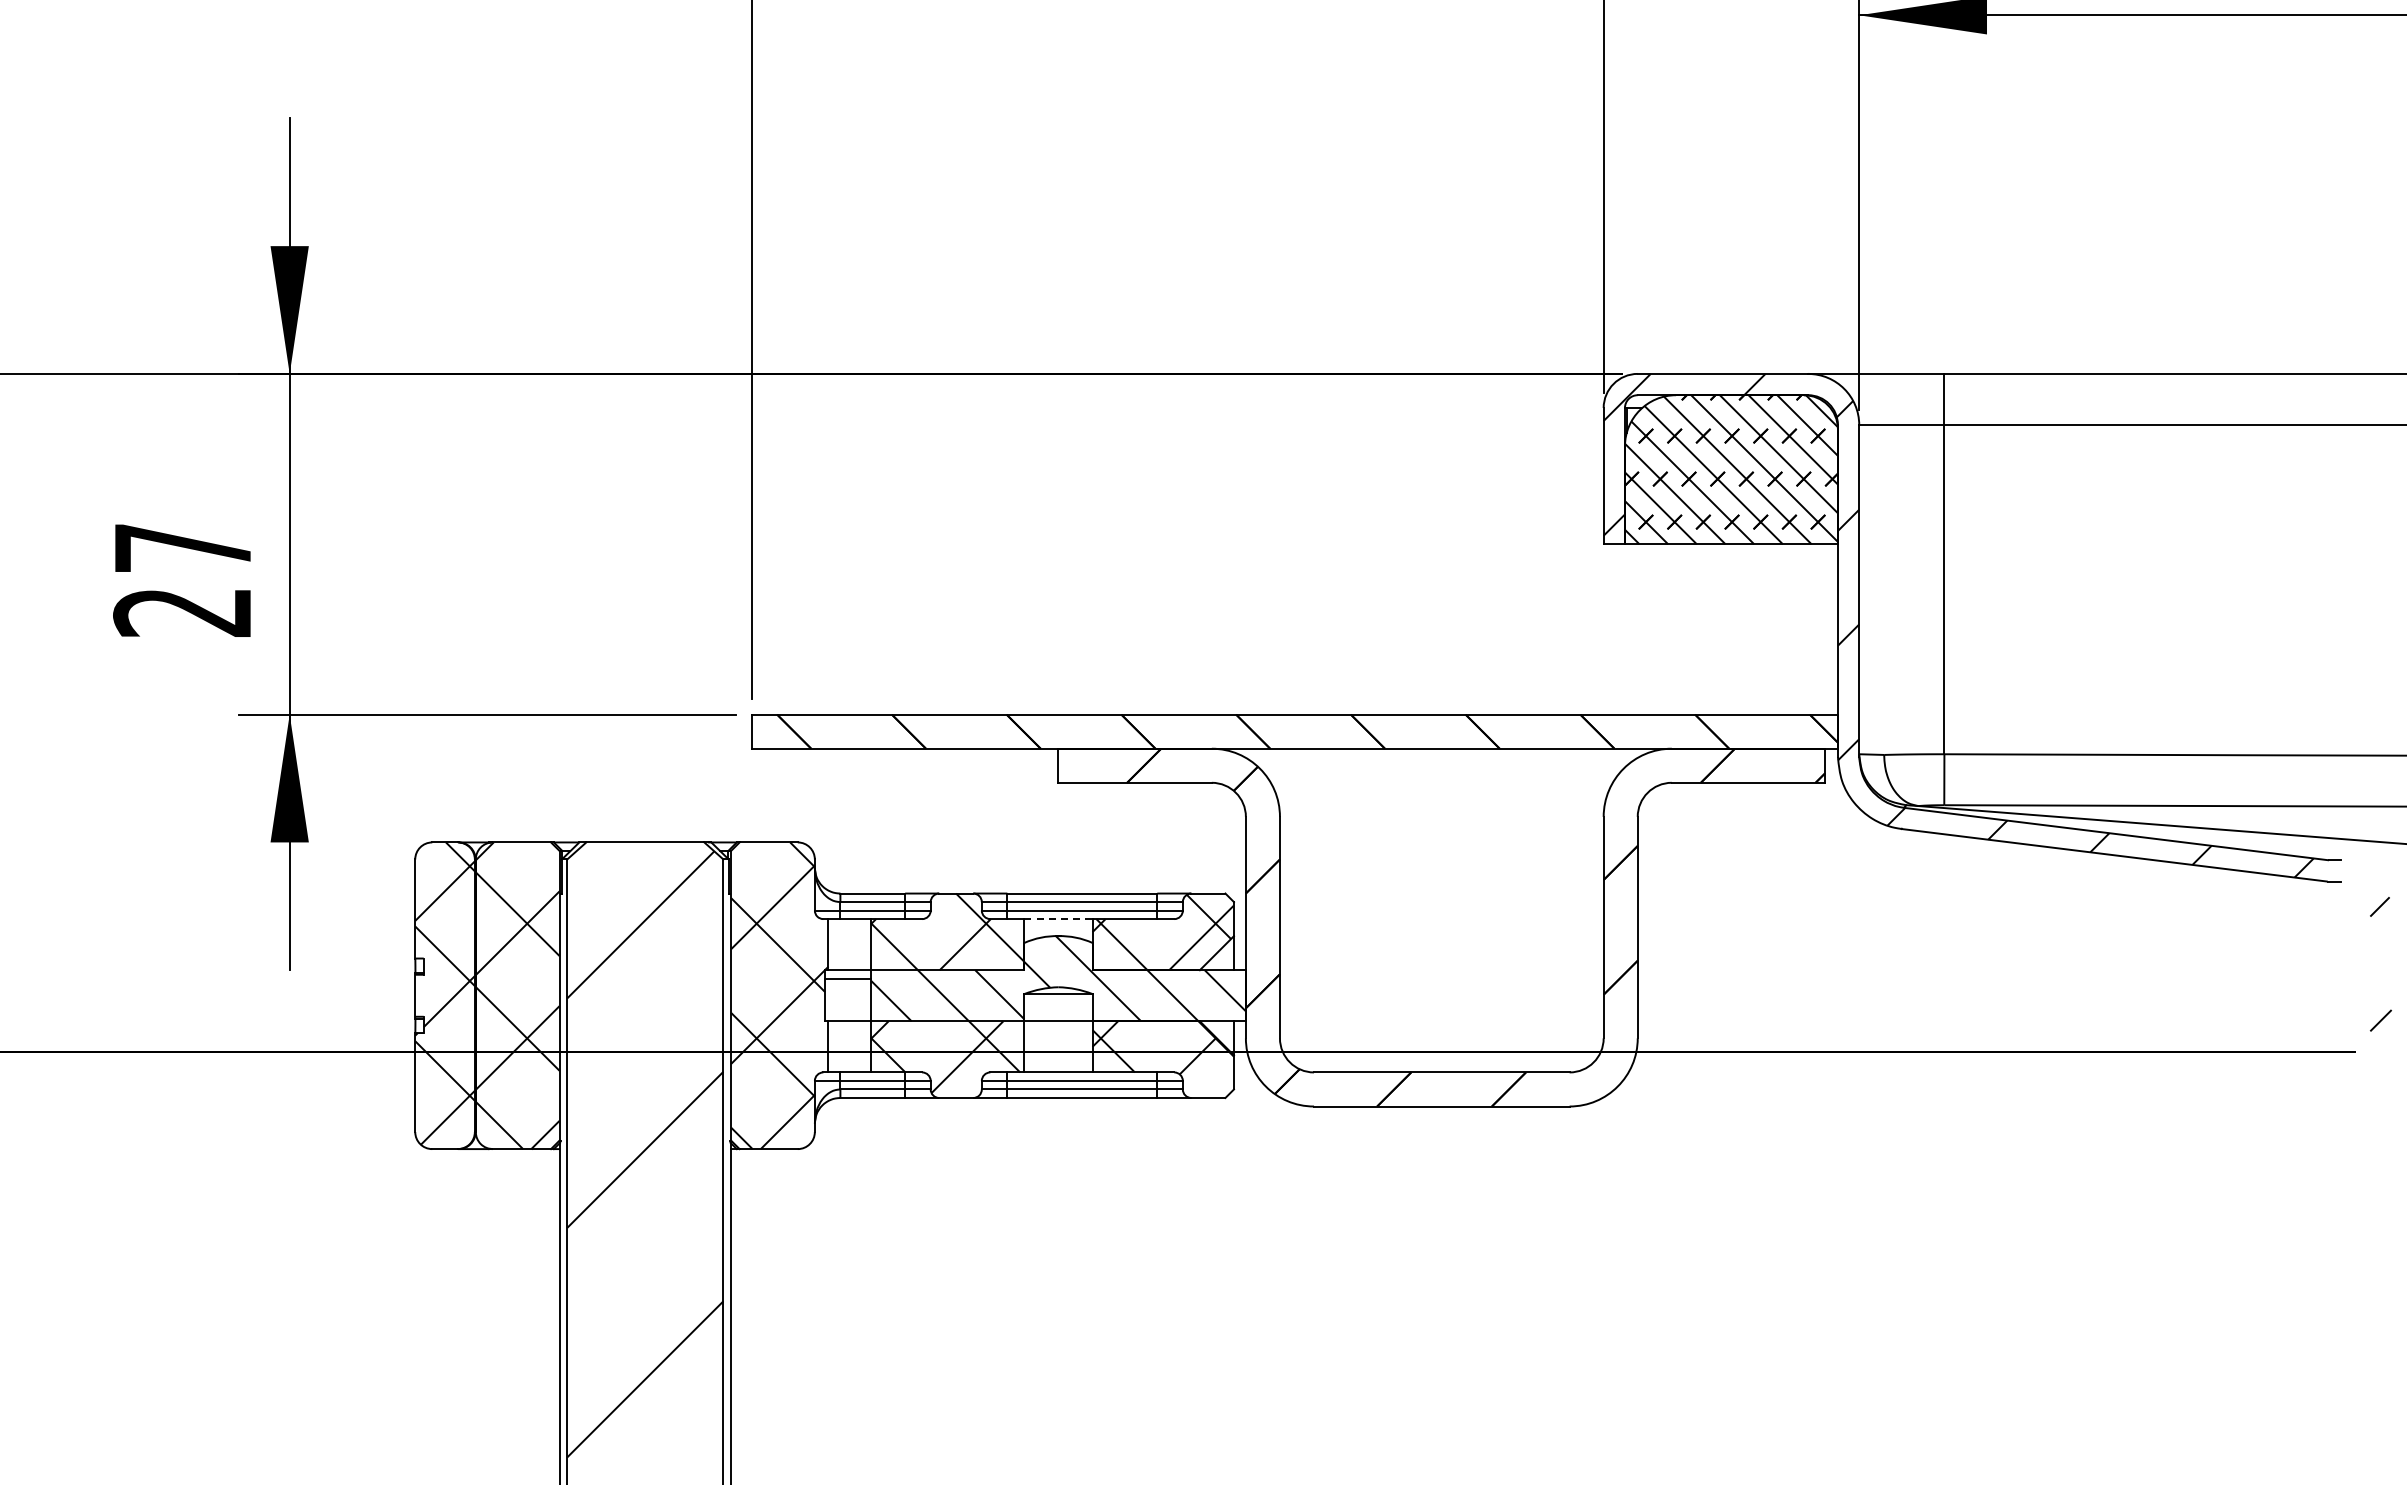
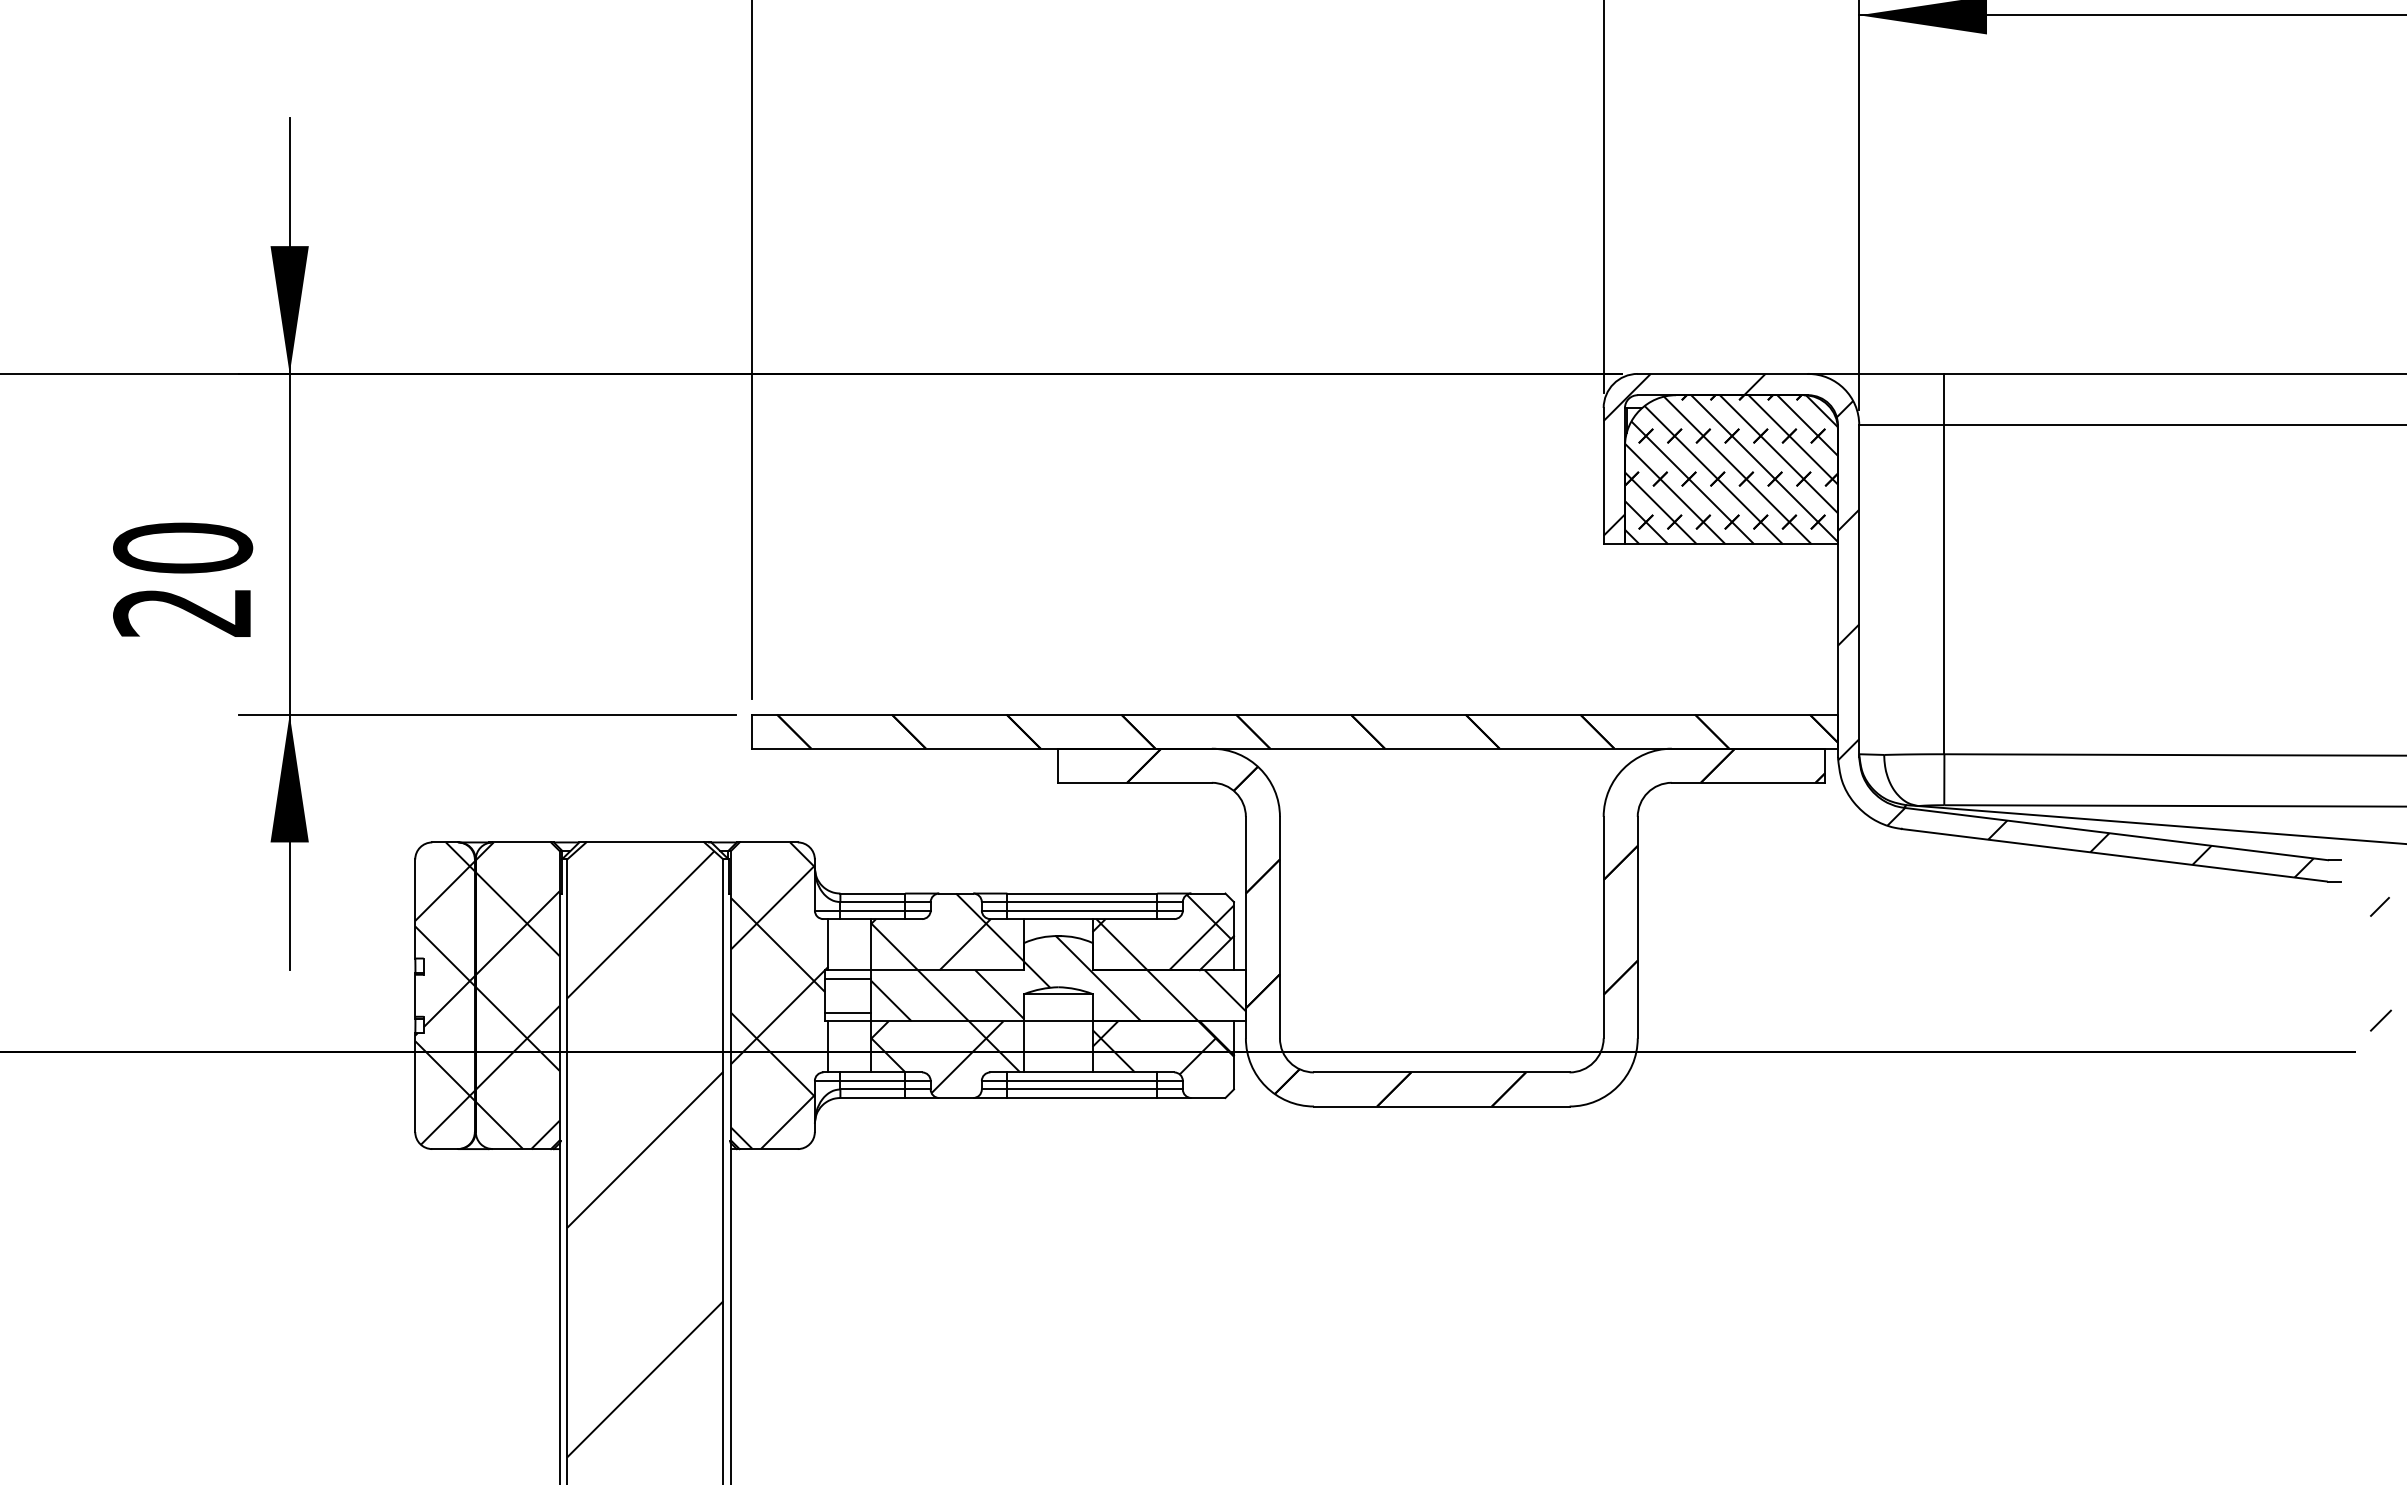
text: 27 -> 20 (183, 547)
line: dashed -> solid (1058, 919)
line: none -> present (848, 1012)
